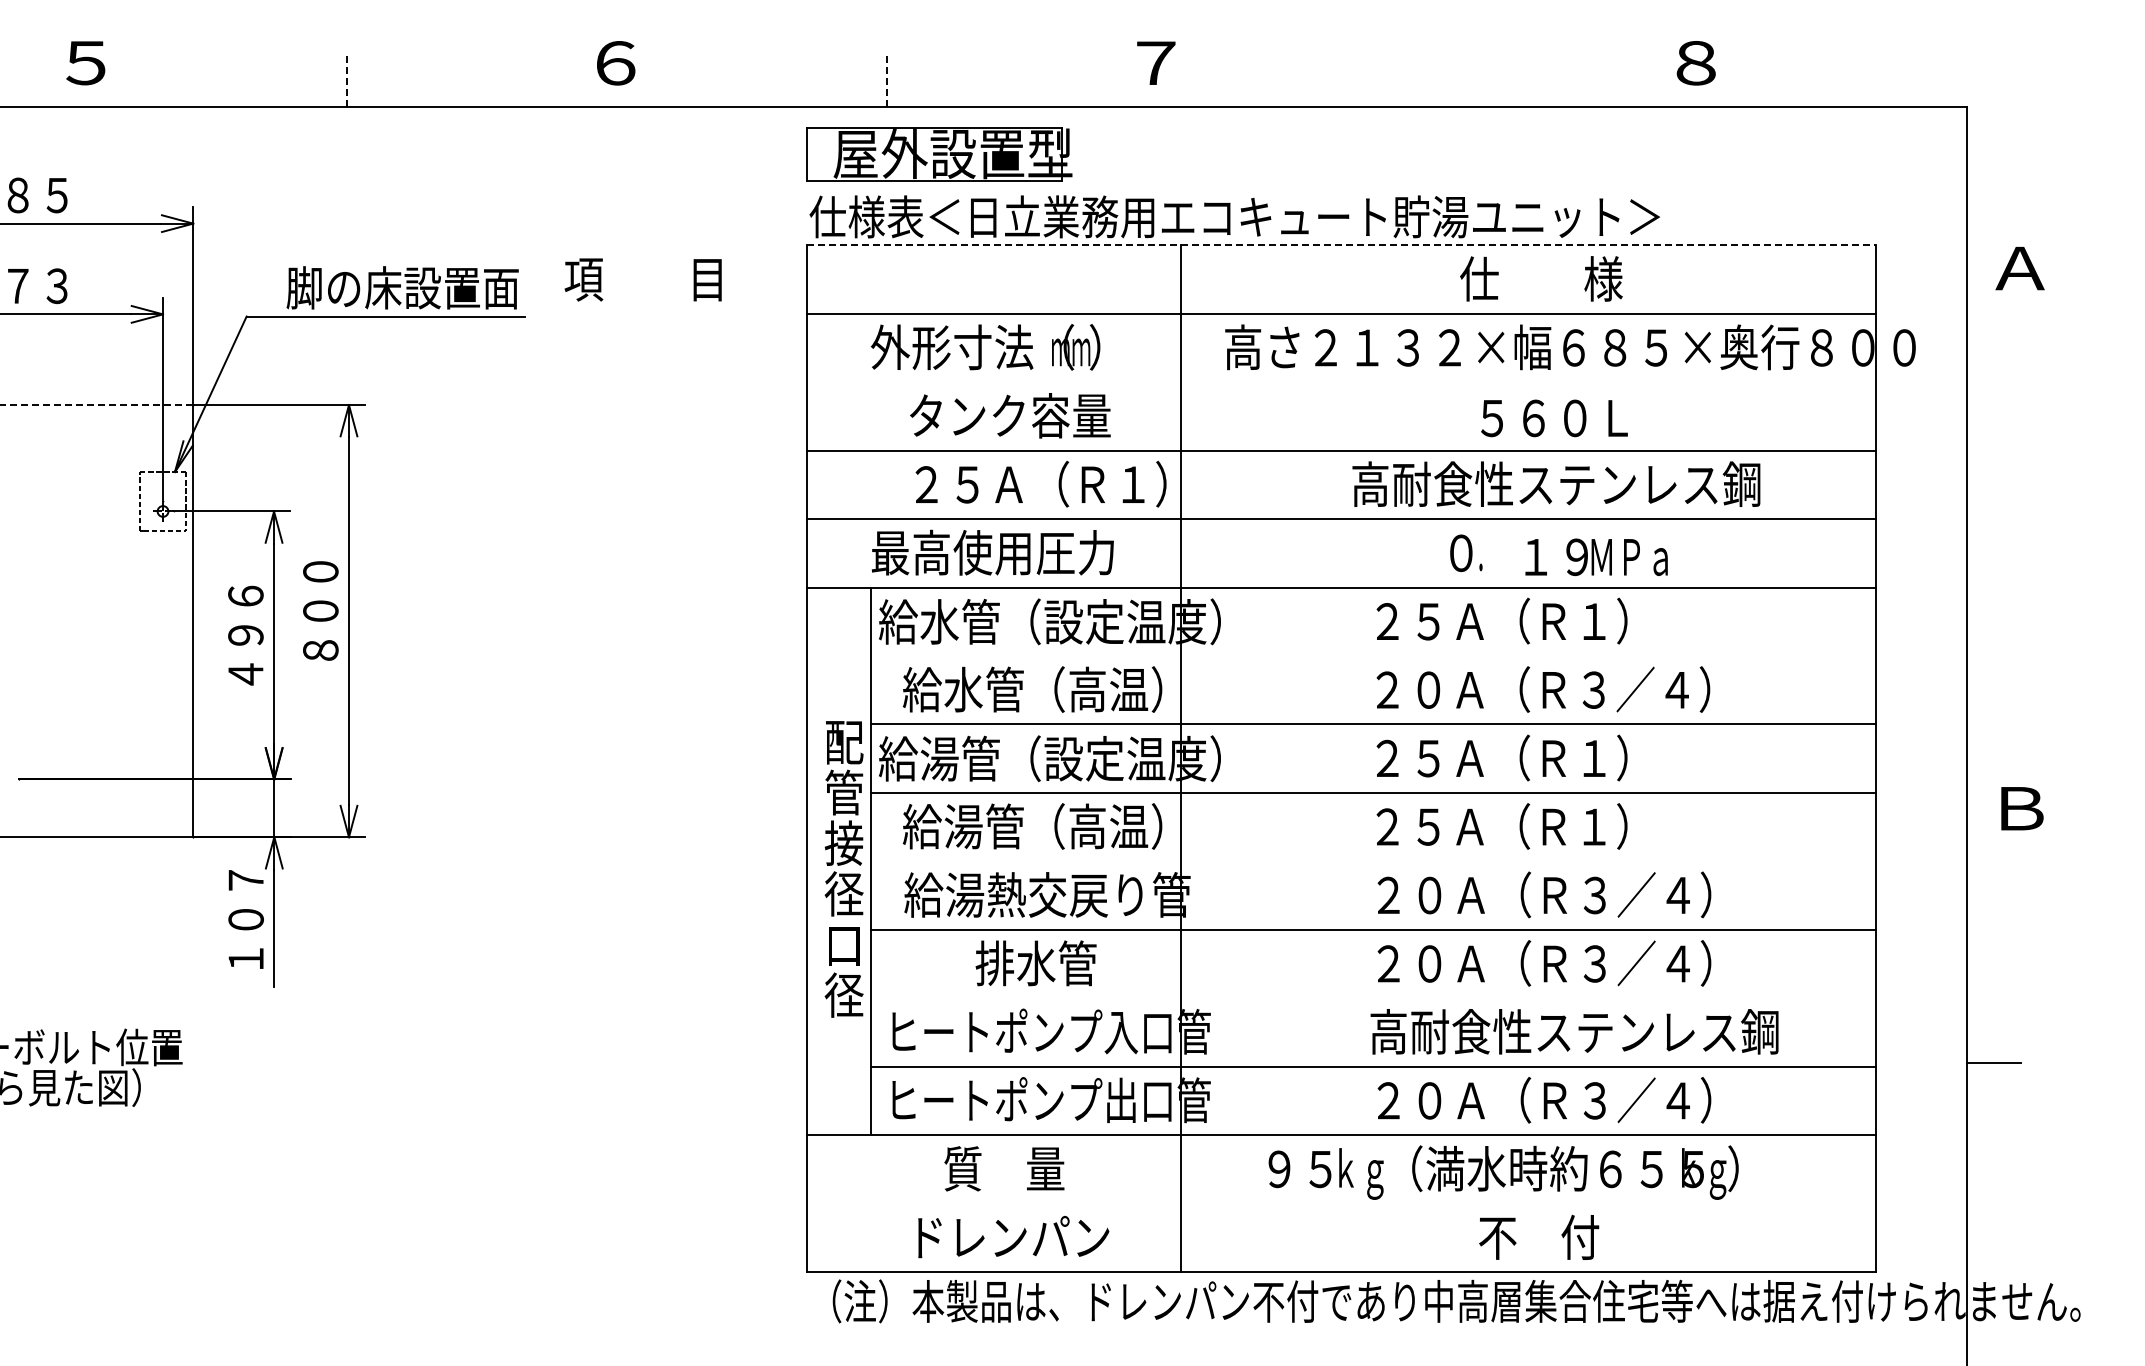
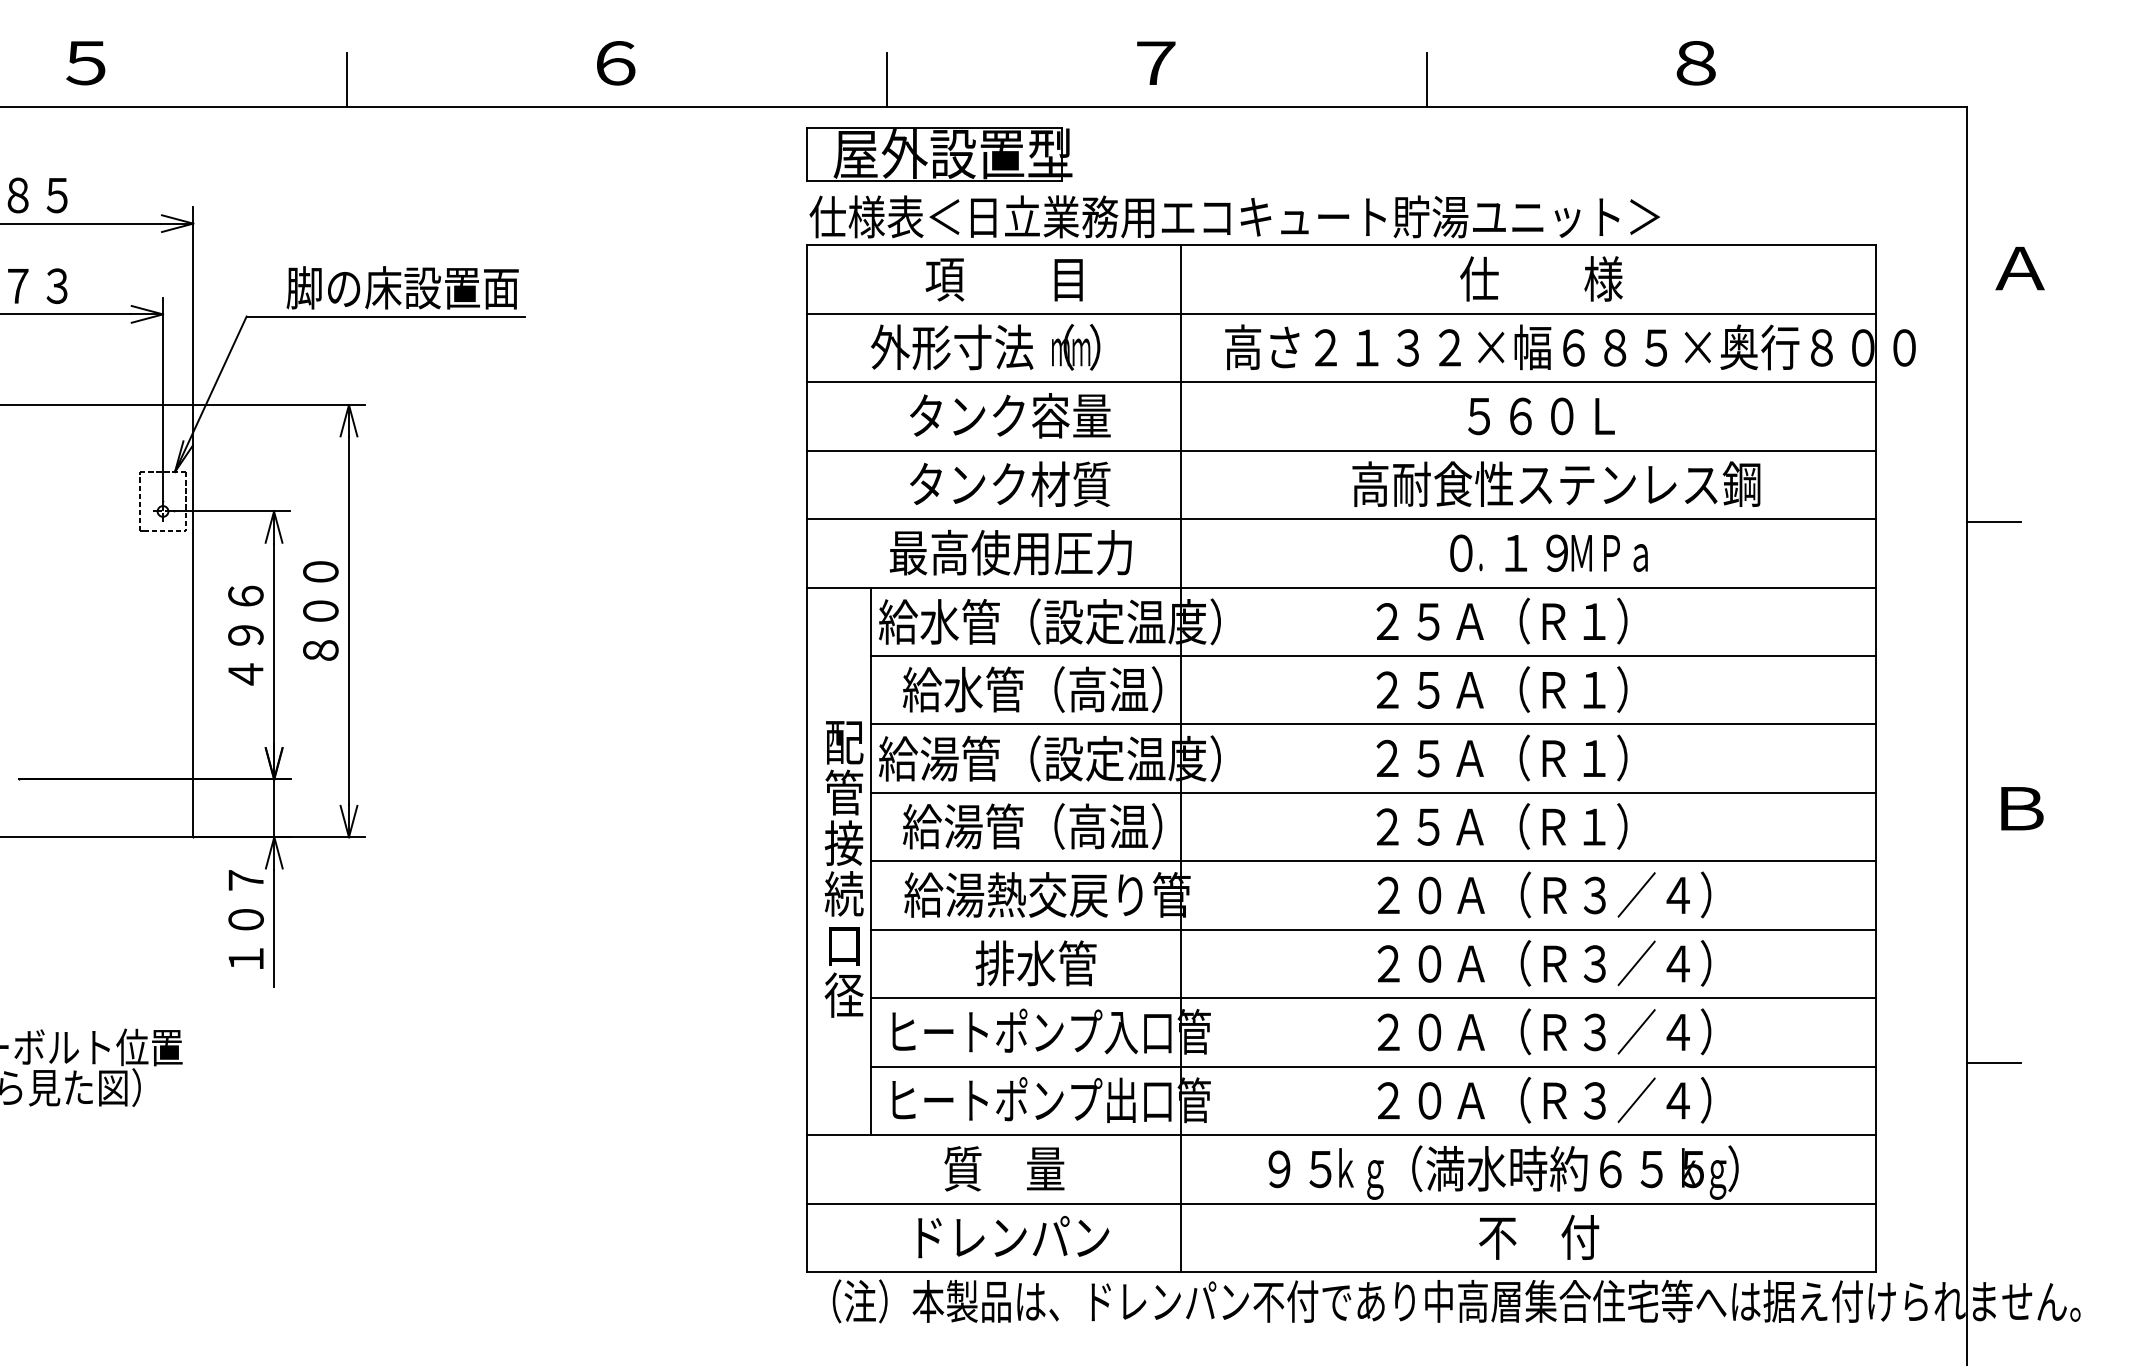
line: dashed -> solid (346, 79)
line: dashed -> solid (887, 79)
line: none -> present (1427, 79)
line: dashed -> solid (1341, 245)
text position: (642, 279) -> (1003, 279) (1003, 279)
line: none -> present (1341, 382)
line: dashed -> solid (96, 405)
text position: (1554, 418) -> (1541, 416) (1541, 416)
text: ２５Ａ（Ｒ１） -> タンク材質 (1038, 483)
line: none -> present (1994, 522)
text position: (992, 552) -> (1010, 552) (1010, 552)
text position: (1596, 557) -> (1576, 553) (1576, 553)
line: none -> present (1373, 656)
text: ２０Ａ（Ｒ３／４） -> ２５Ａ（Ｒ１） (1563, 689)
line: none -> present (1373, 861)
text: 径 -> 続 (843, 893)
line: none -> present (1373, 998)
text: 高耐食性ステンレス鋼 -> ２０Ａ（Ｒ３／４） (1574, 1031)
line: none -> present (1341, 1203)
